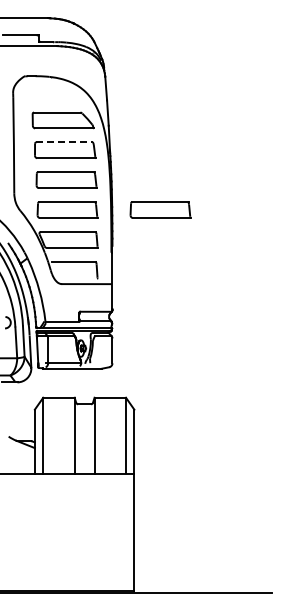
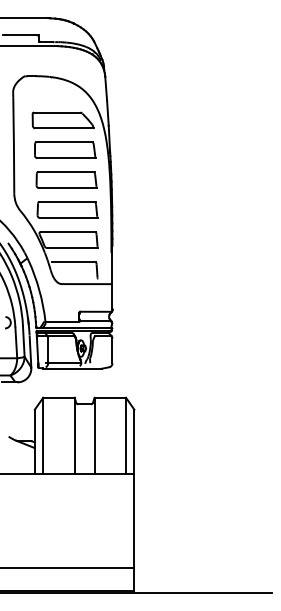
line: dashed -> solid (65, 142)
part: present -> none (160, 209)
line: none -> present (68, 568)
